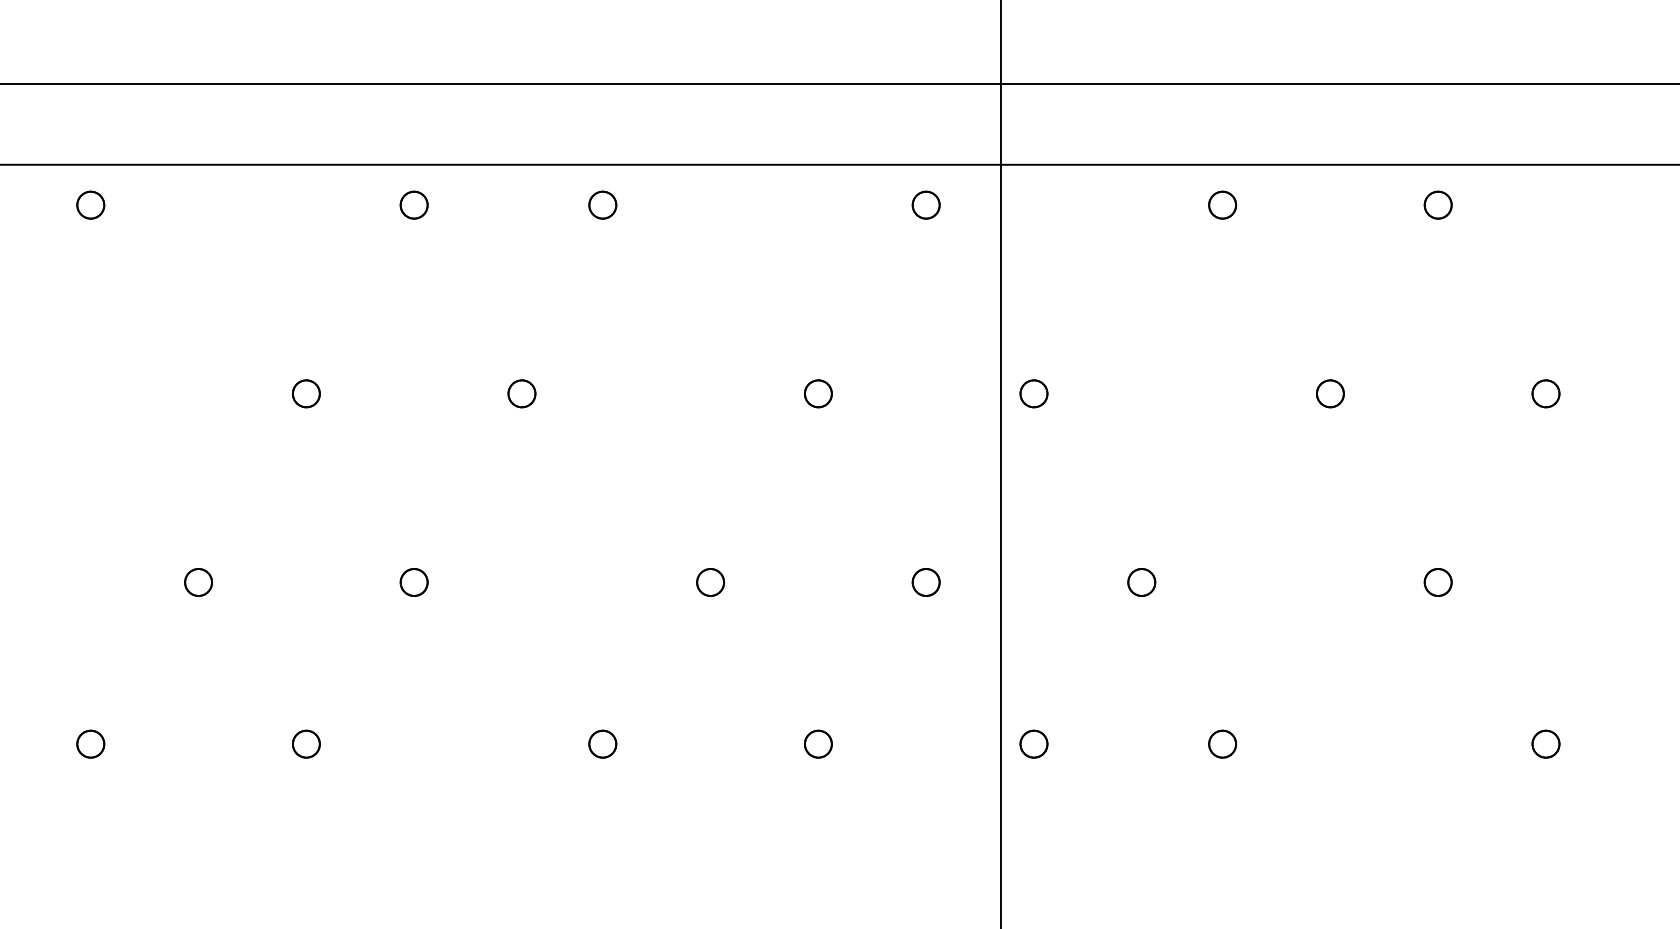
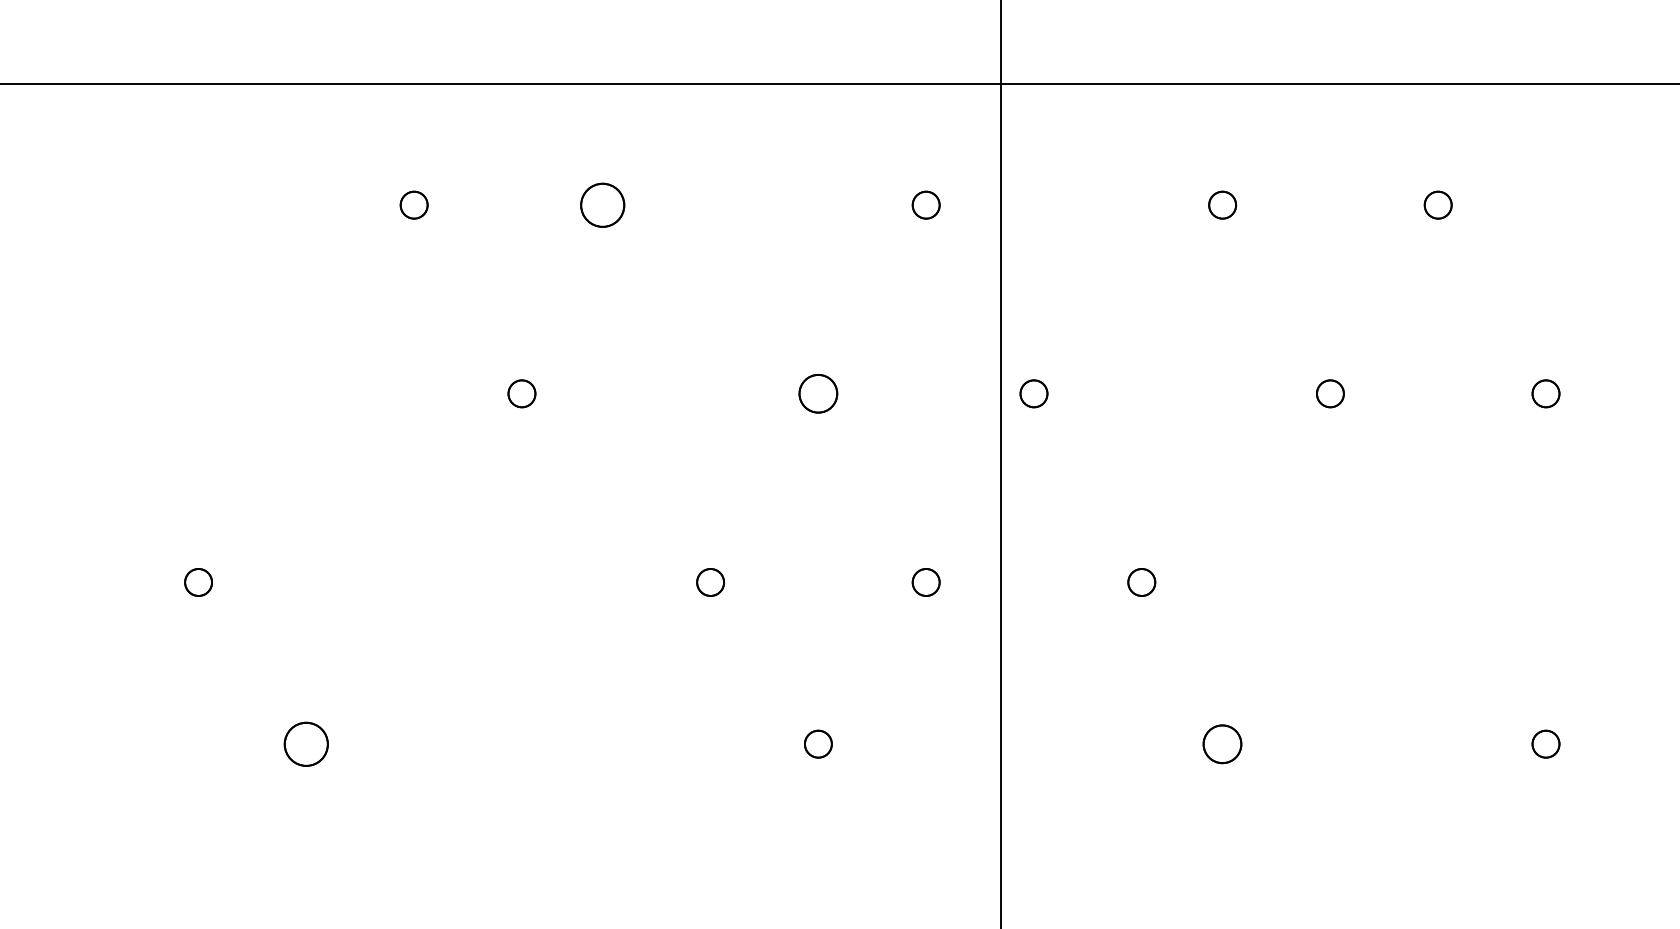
line: present -> none (839, 164)
part: present -> none (90, 204)
part size: 30x30 px -> 46x46 px (602, 204)
part: present -> none (306, 393)
part size: 29x30 px -> 41x40 px (818, 393)
part: present -> none (413, 582)
part: present -> none (1437, 582)
part: present -> none (90, 743)
part size: 29x30 px -> 46x46 px (305, 743)
part: present -> none (602, 743)
part: present -> none (1033, 743)
part size: 30x30 px -> 41x41 px (1222, 744)
